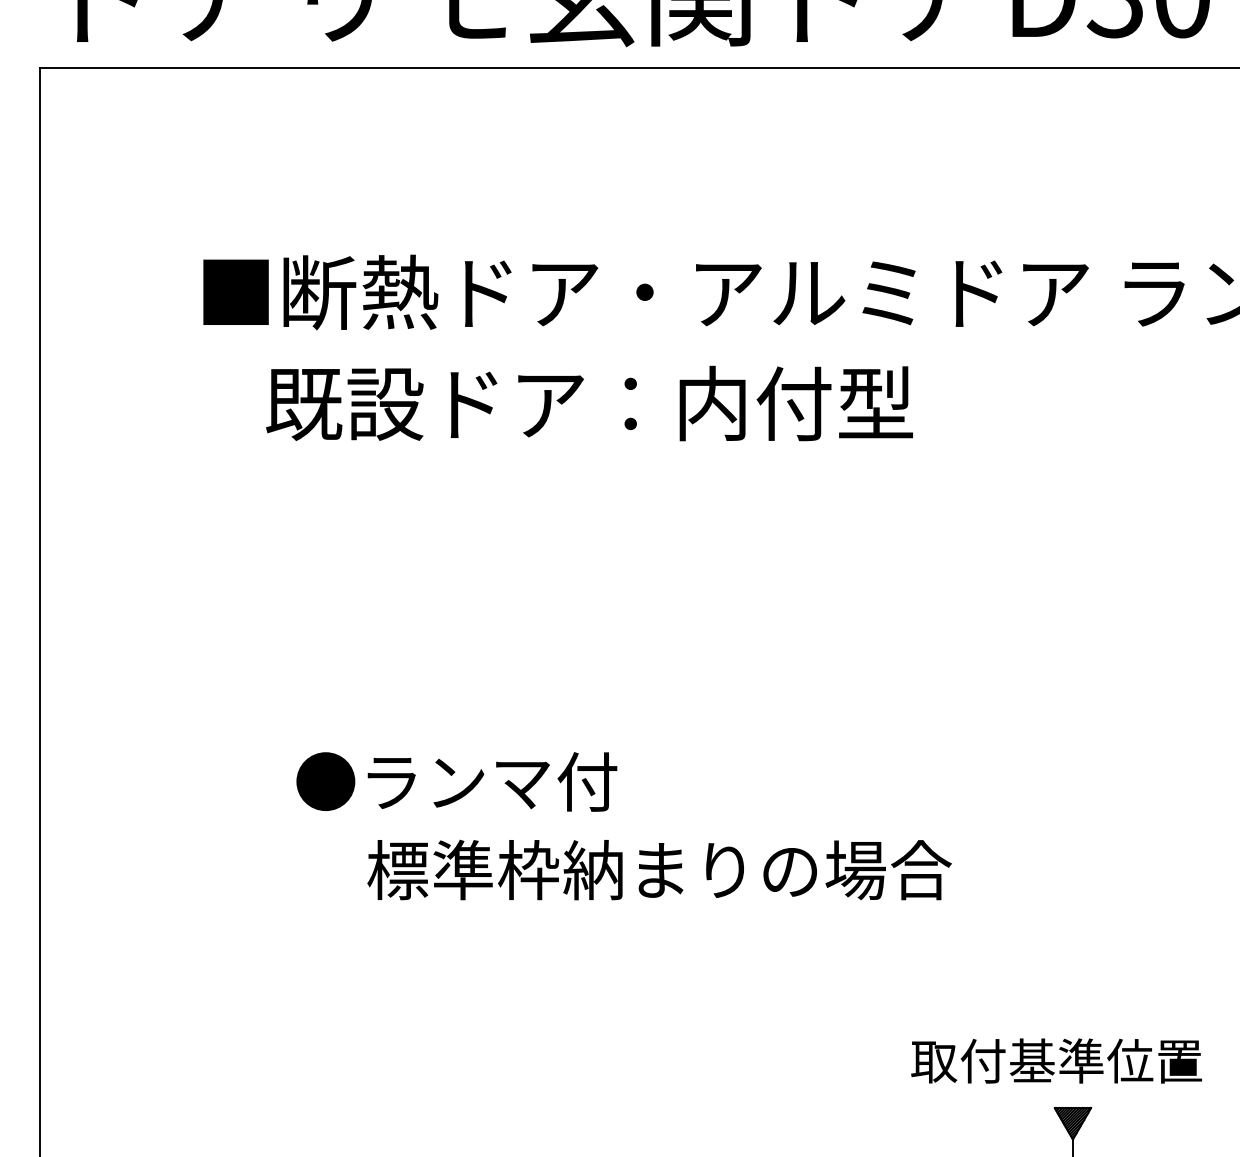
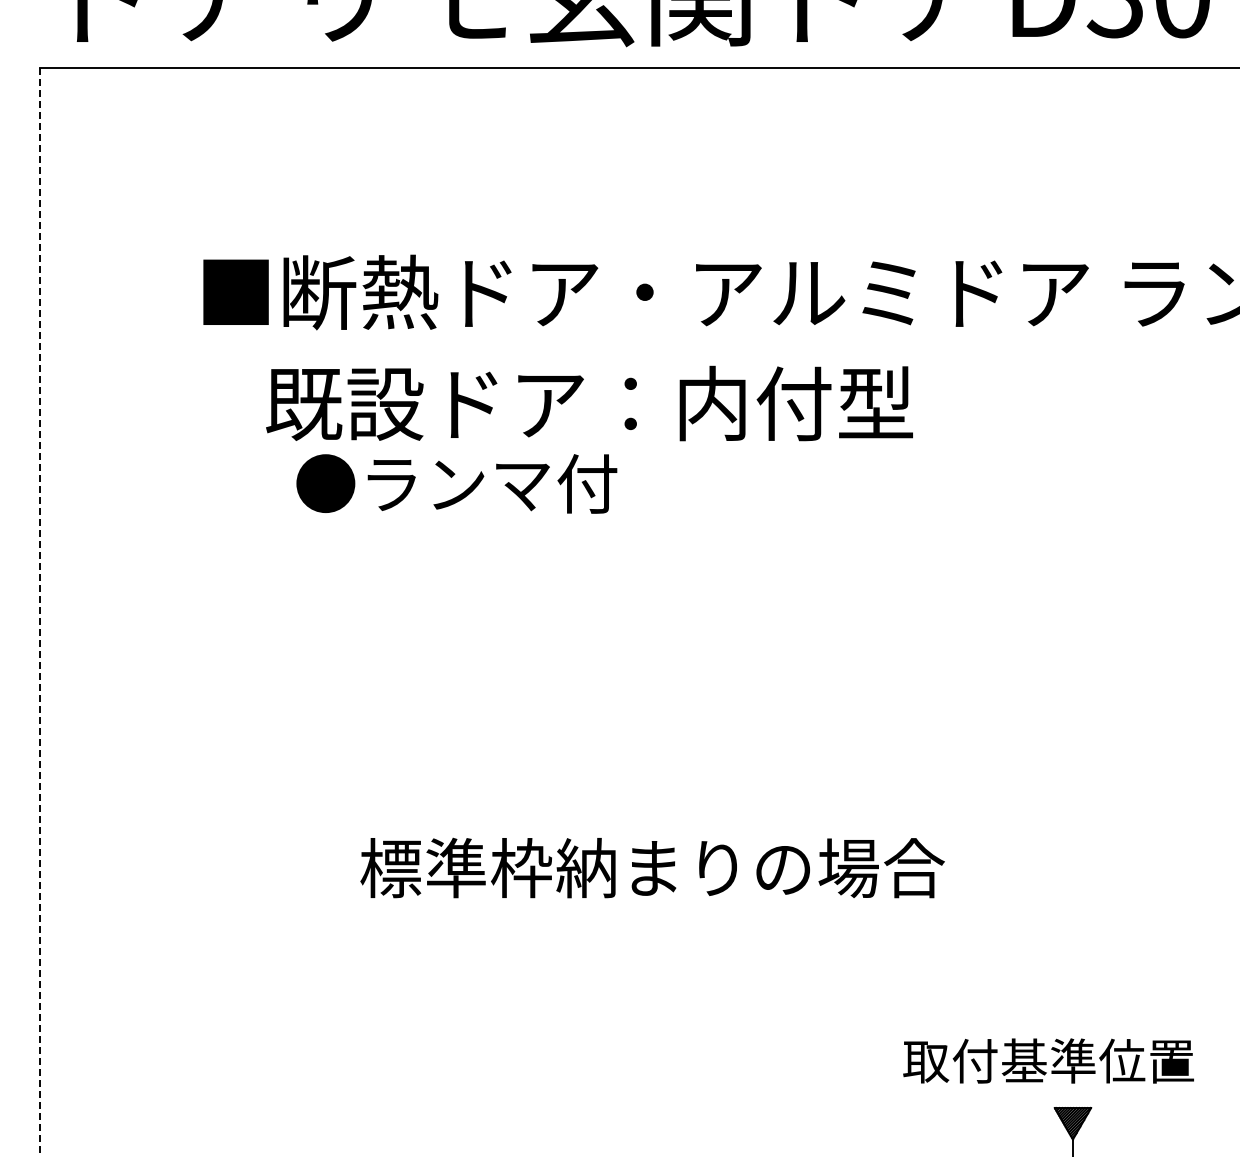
line: solid -> dashed (39, 612)
text position: (456, 781) -> (456, 483) (456, 483)
text position: (659, 869) -> (652, 867) (652, 867)
text position: (1056, 1060) -> (1048, 1060) (1048, 1060)
